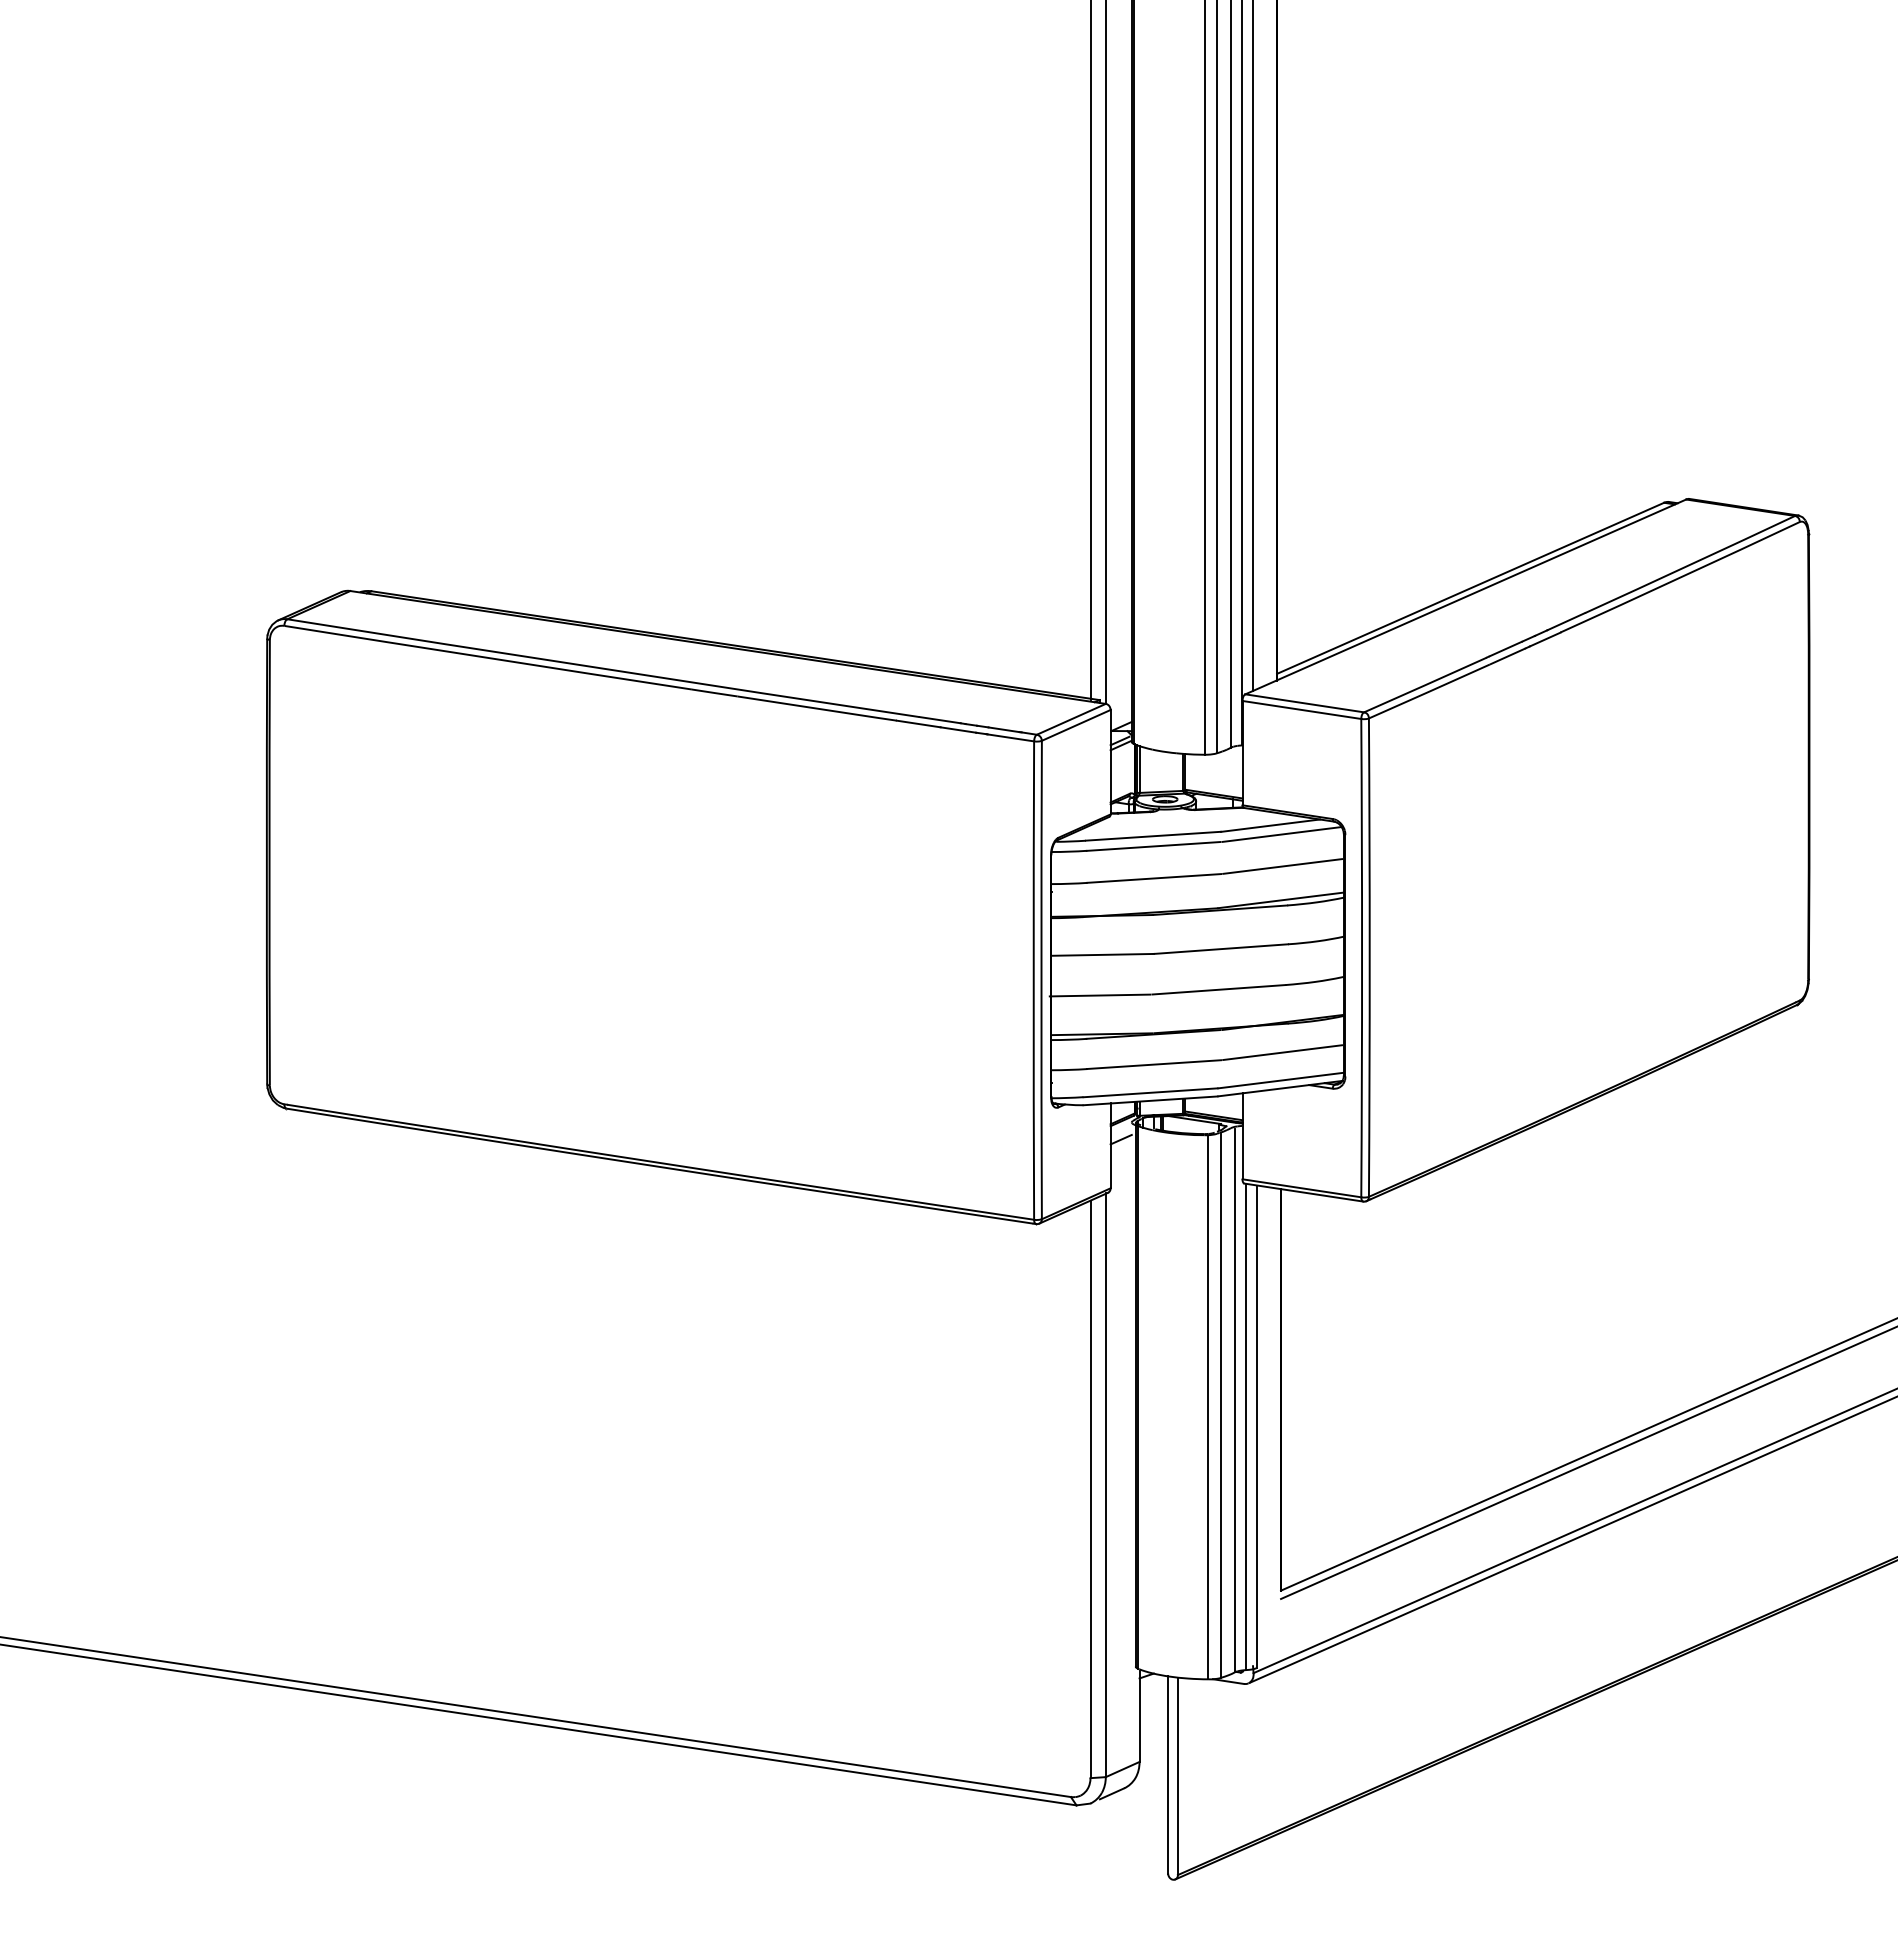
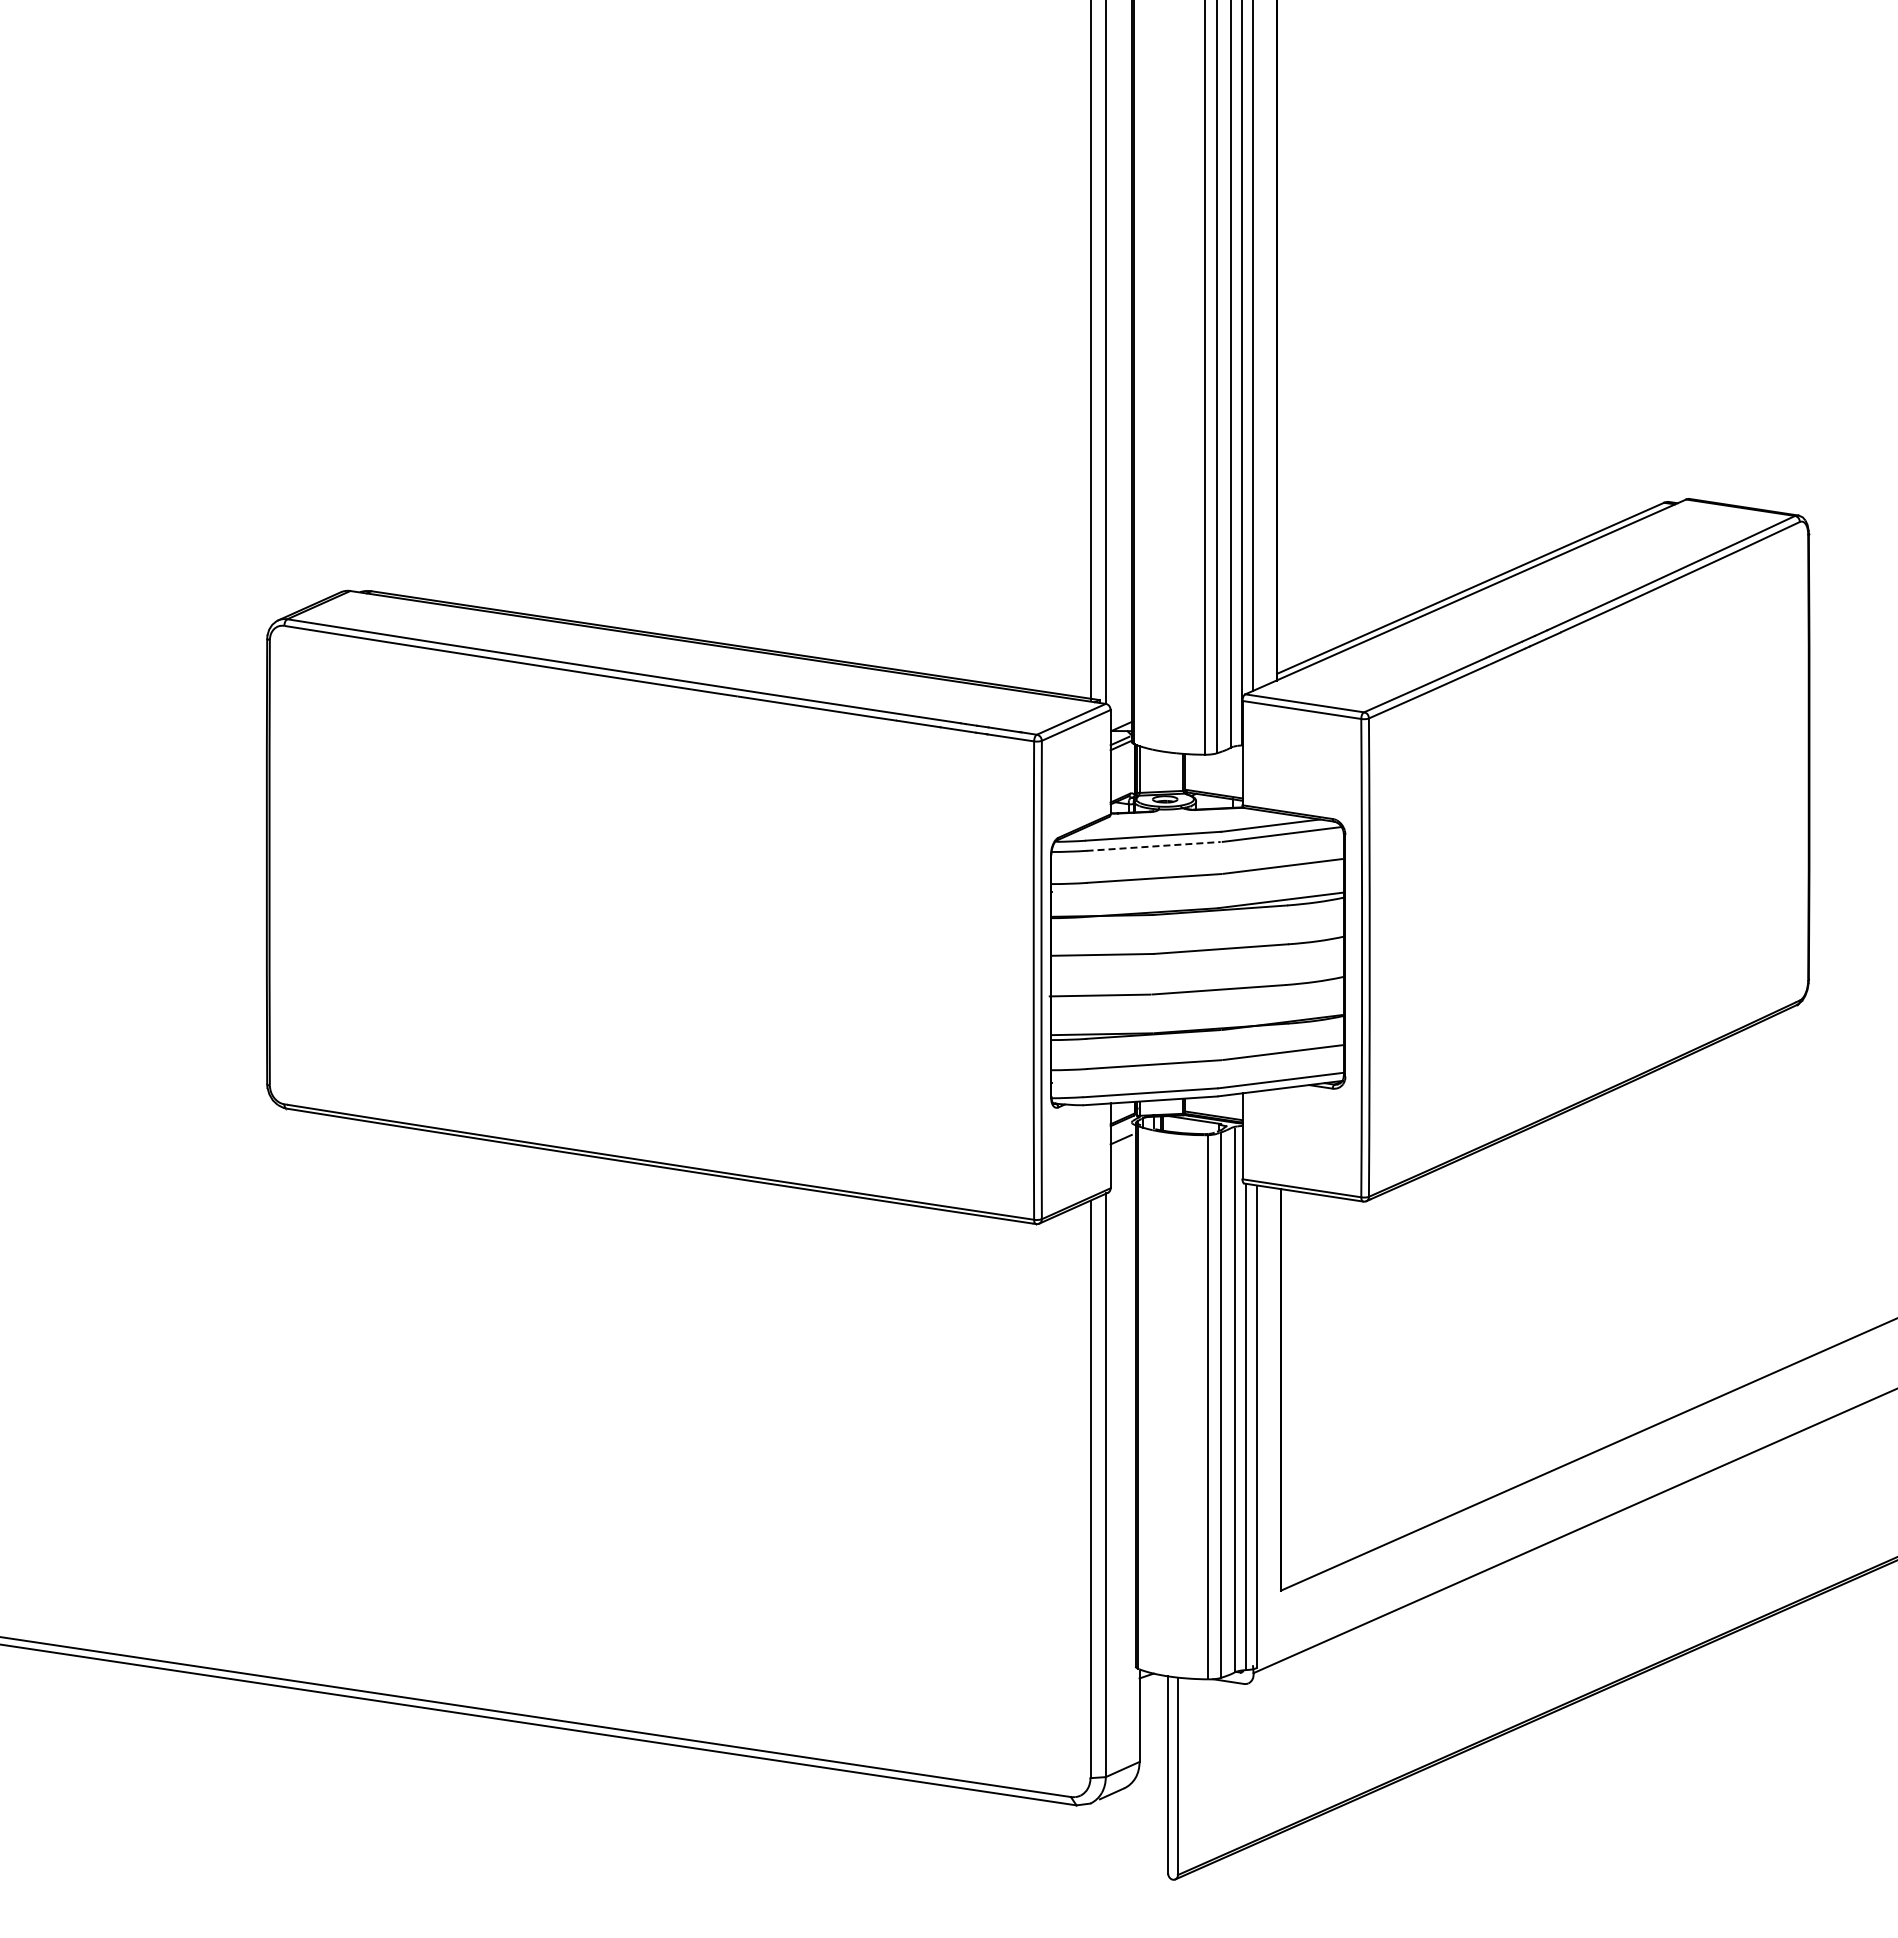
line: solid -> dashed (1154, 846)
line: present -> none (1587, 1462)
line: present -> none (1572, 1539)
